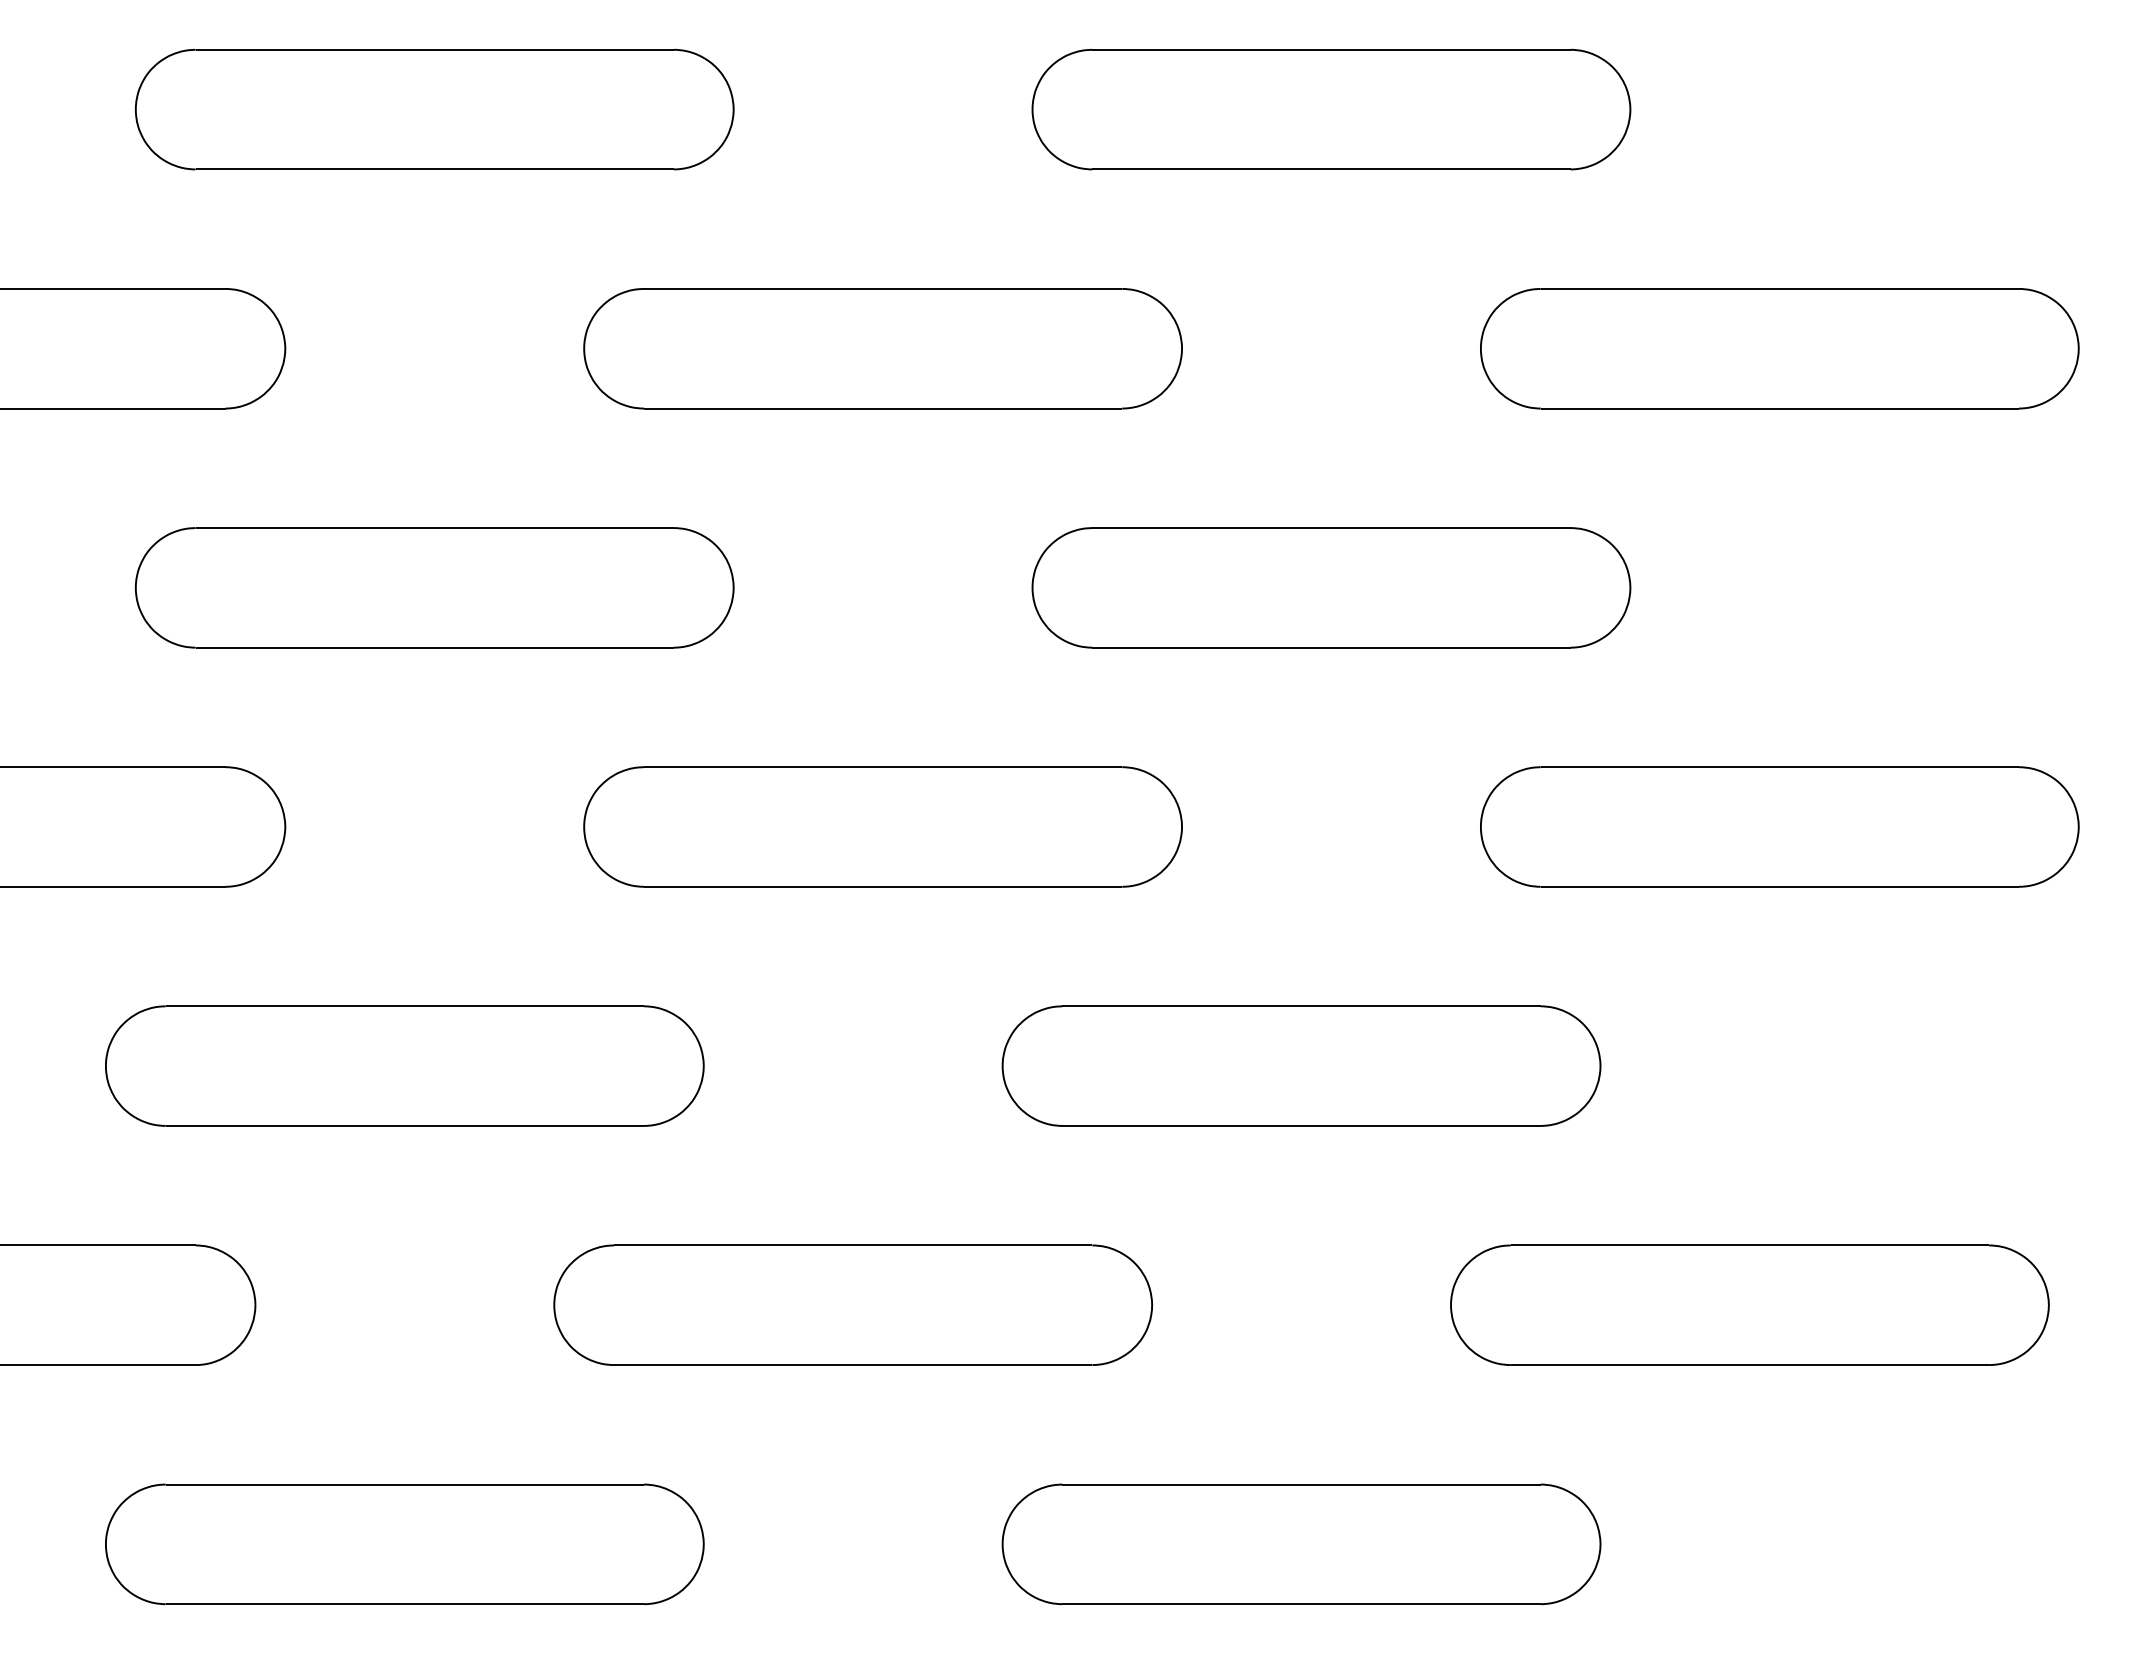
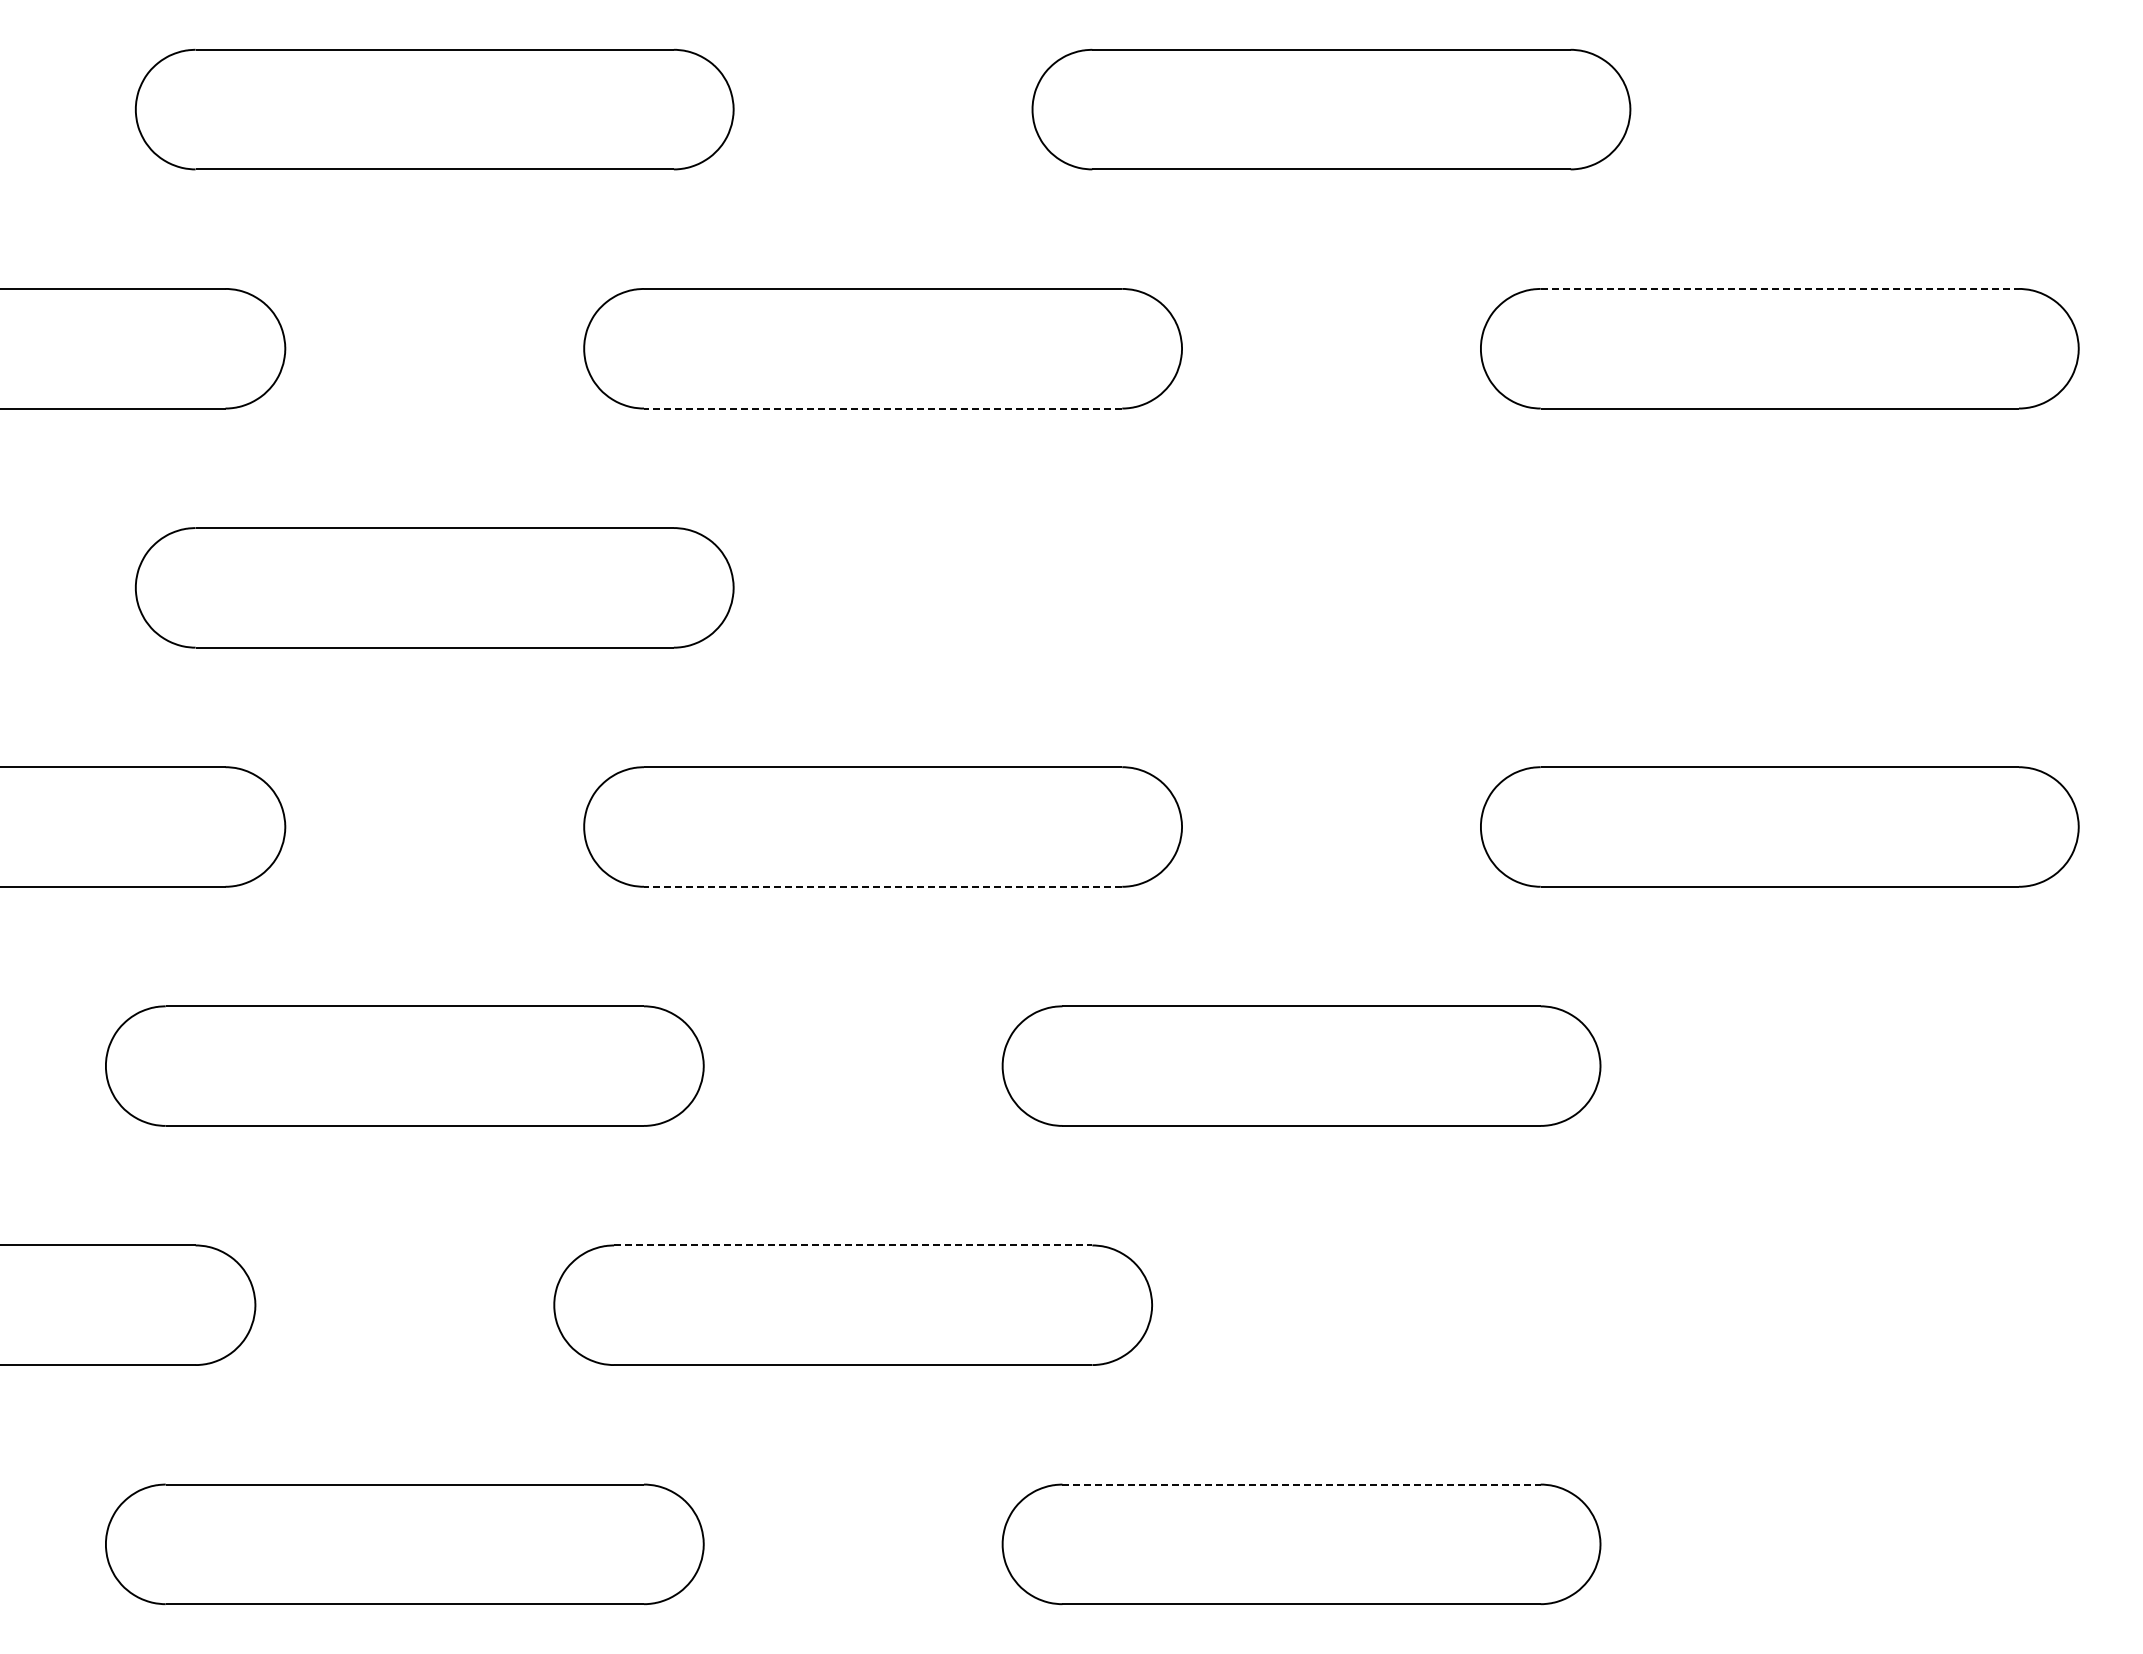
line: solid -> dashed (1780, 288)
line: solid -> dashed (882, 408)
part: present -> none (1331, 587)
line: solid -> dashed (882, 886)
line: solid -> dashed (853, 1245)
part: present -> none (1749, 1304)
line: solid -> dashed (1302, 1484)
